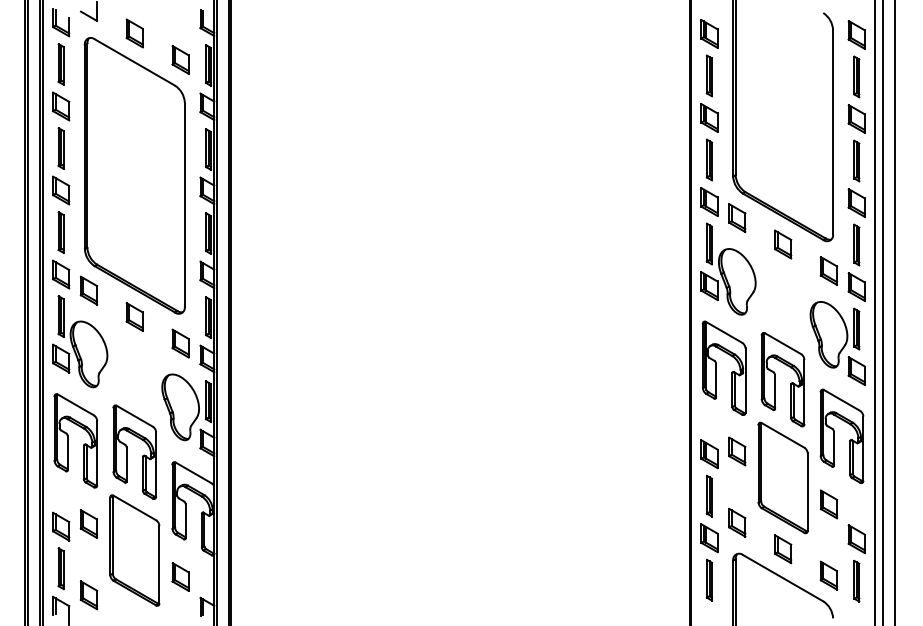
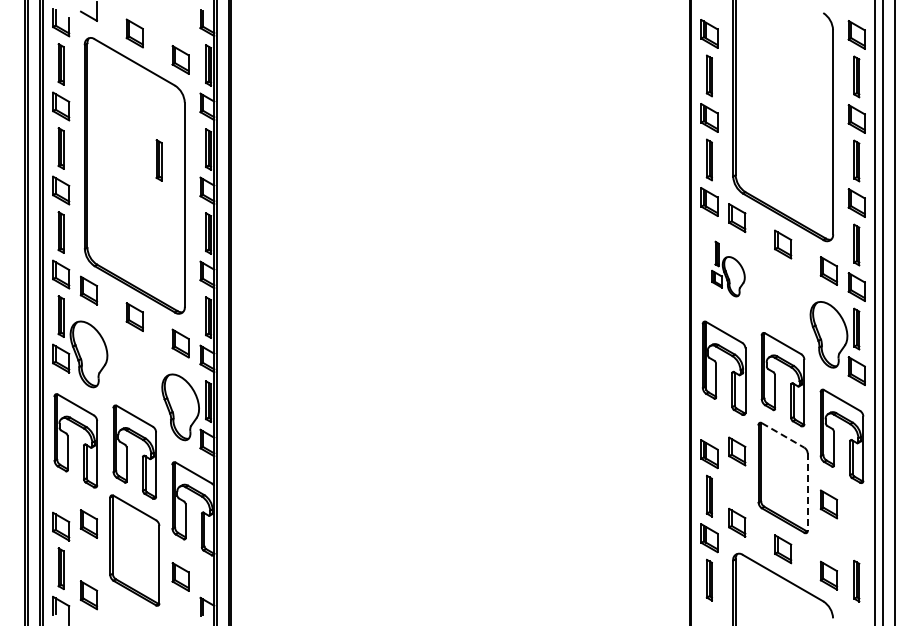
part: none -> present (158, 160)
part size: 57x94 px -> 35x58 px (728, 268)
line: solid -> dashed (783, 435)
line: solid -> dashed (807, 492)
part: present -> none (856, 539)
